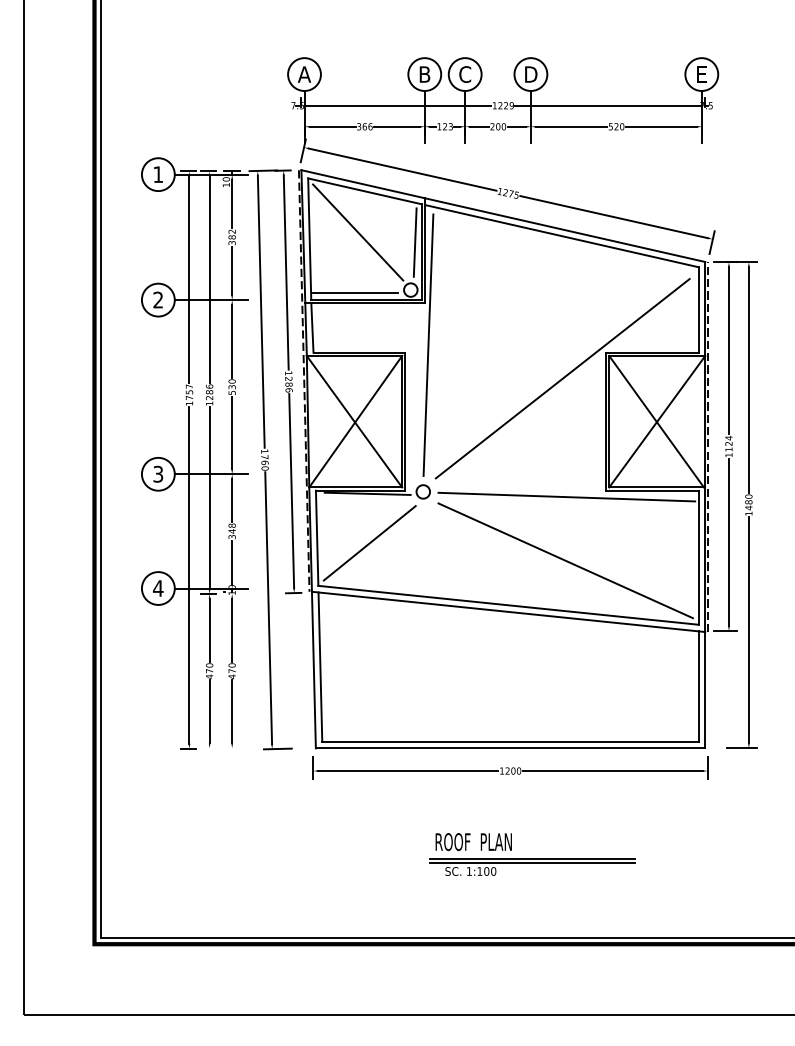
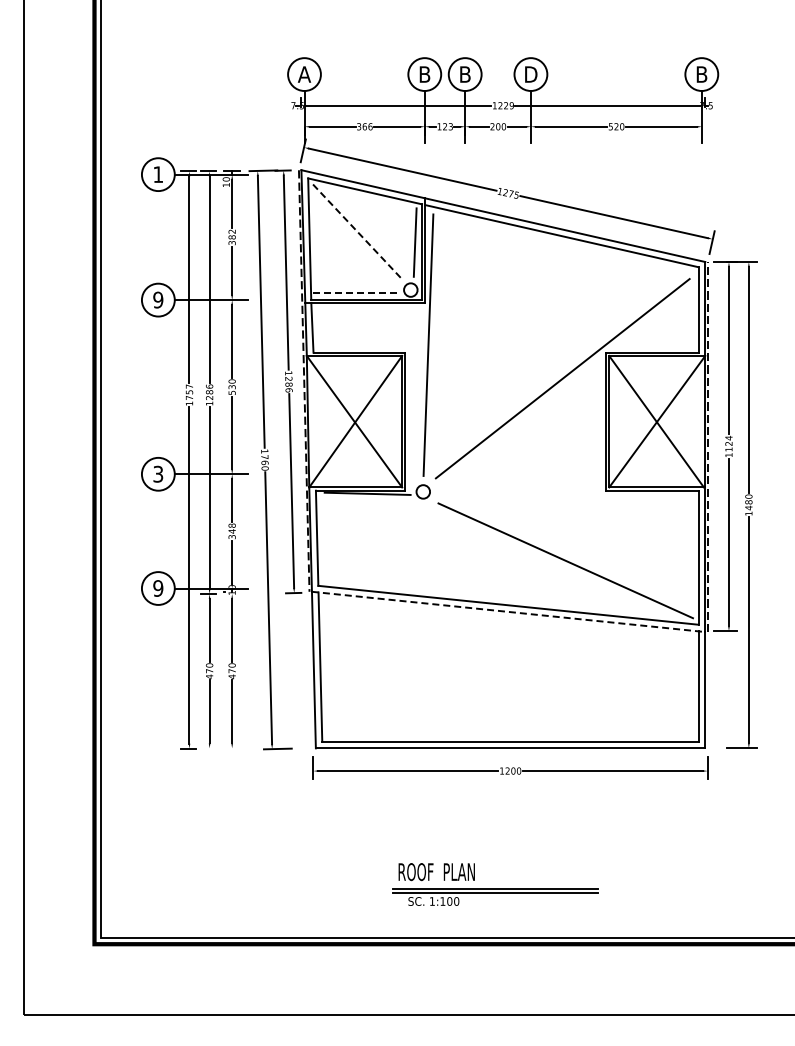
text: C -> B (465, 74)
text: E -> B (701, 74)
line: solid -> dashed (358, 232)
line: solid -> dashed (356, 293)
text: 2 -> 9 (158, 299)
line: present -> none (566, 496)
line: present -> none (369, 543)
text: 4 -> 9 (158, 588)
line: solid -> dashed (508, 611)
part position: (532, 854) -> (495, 884) (495, 884)
